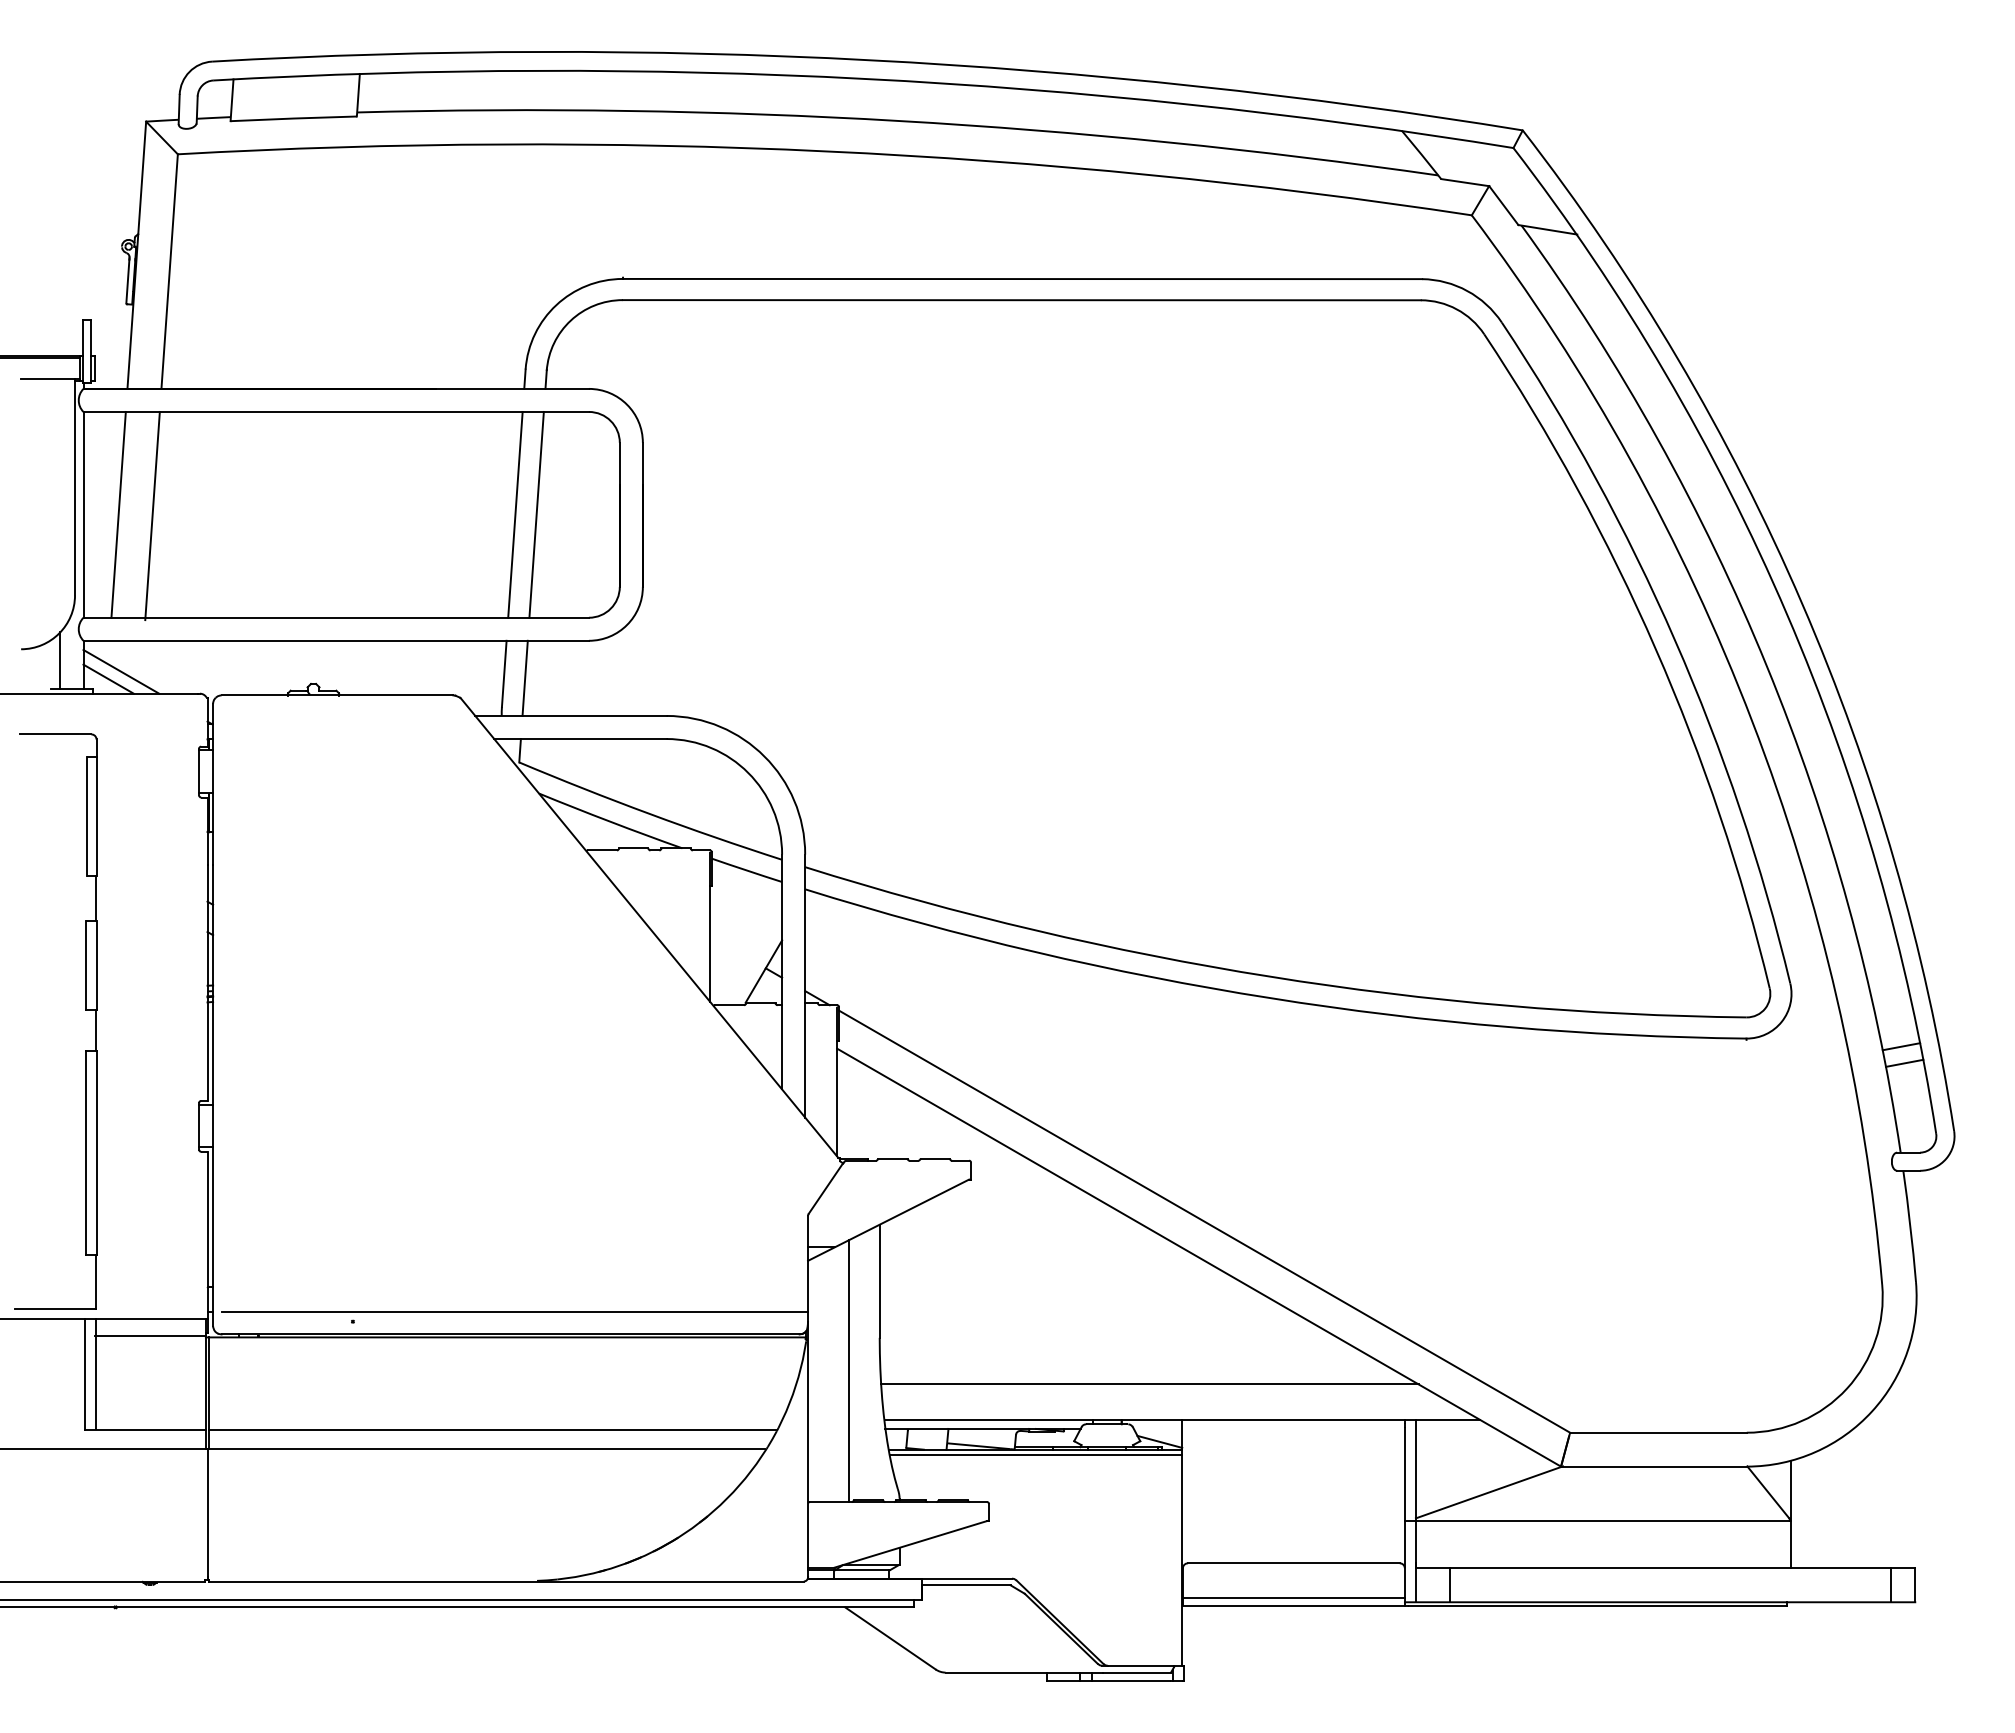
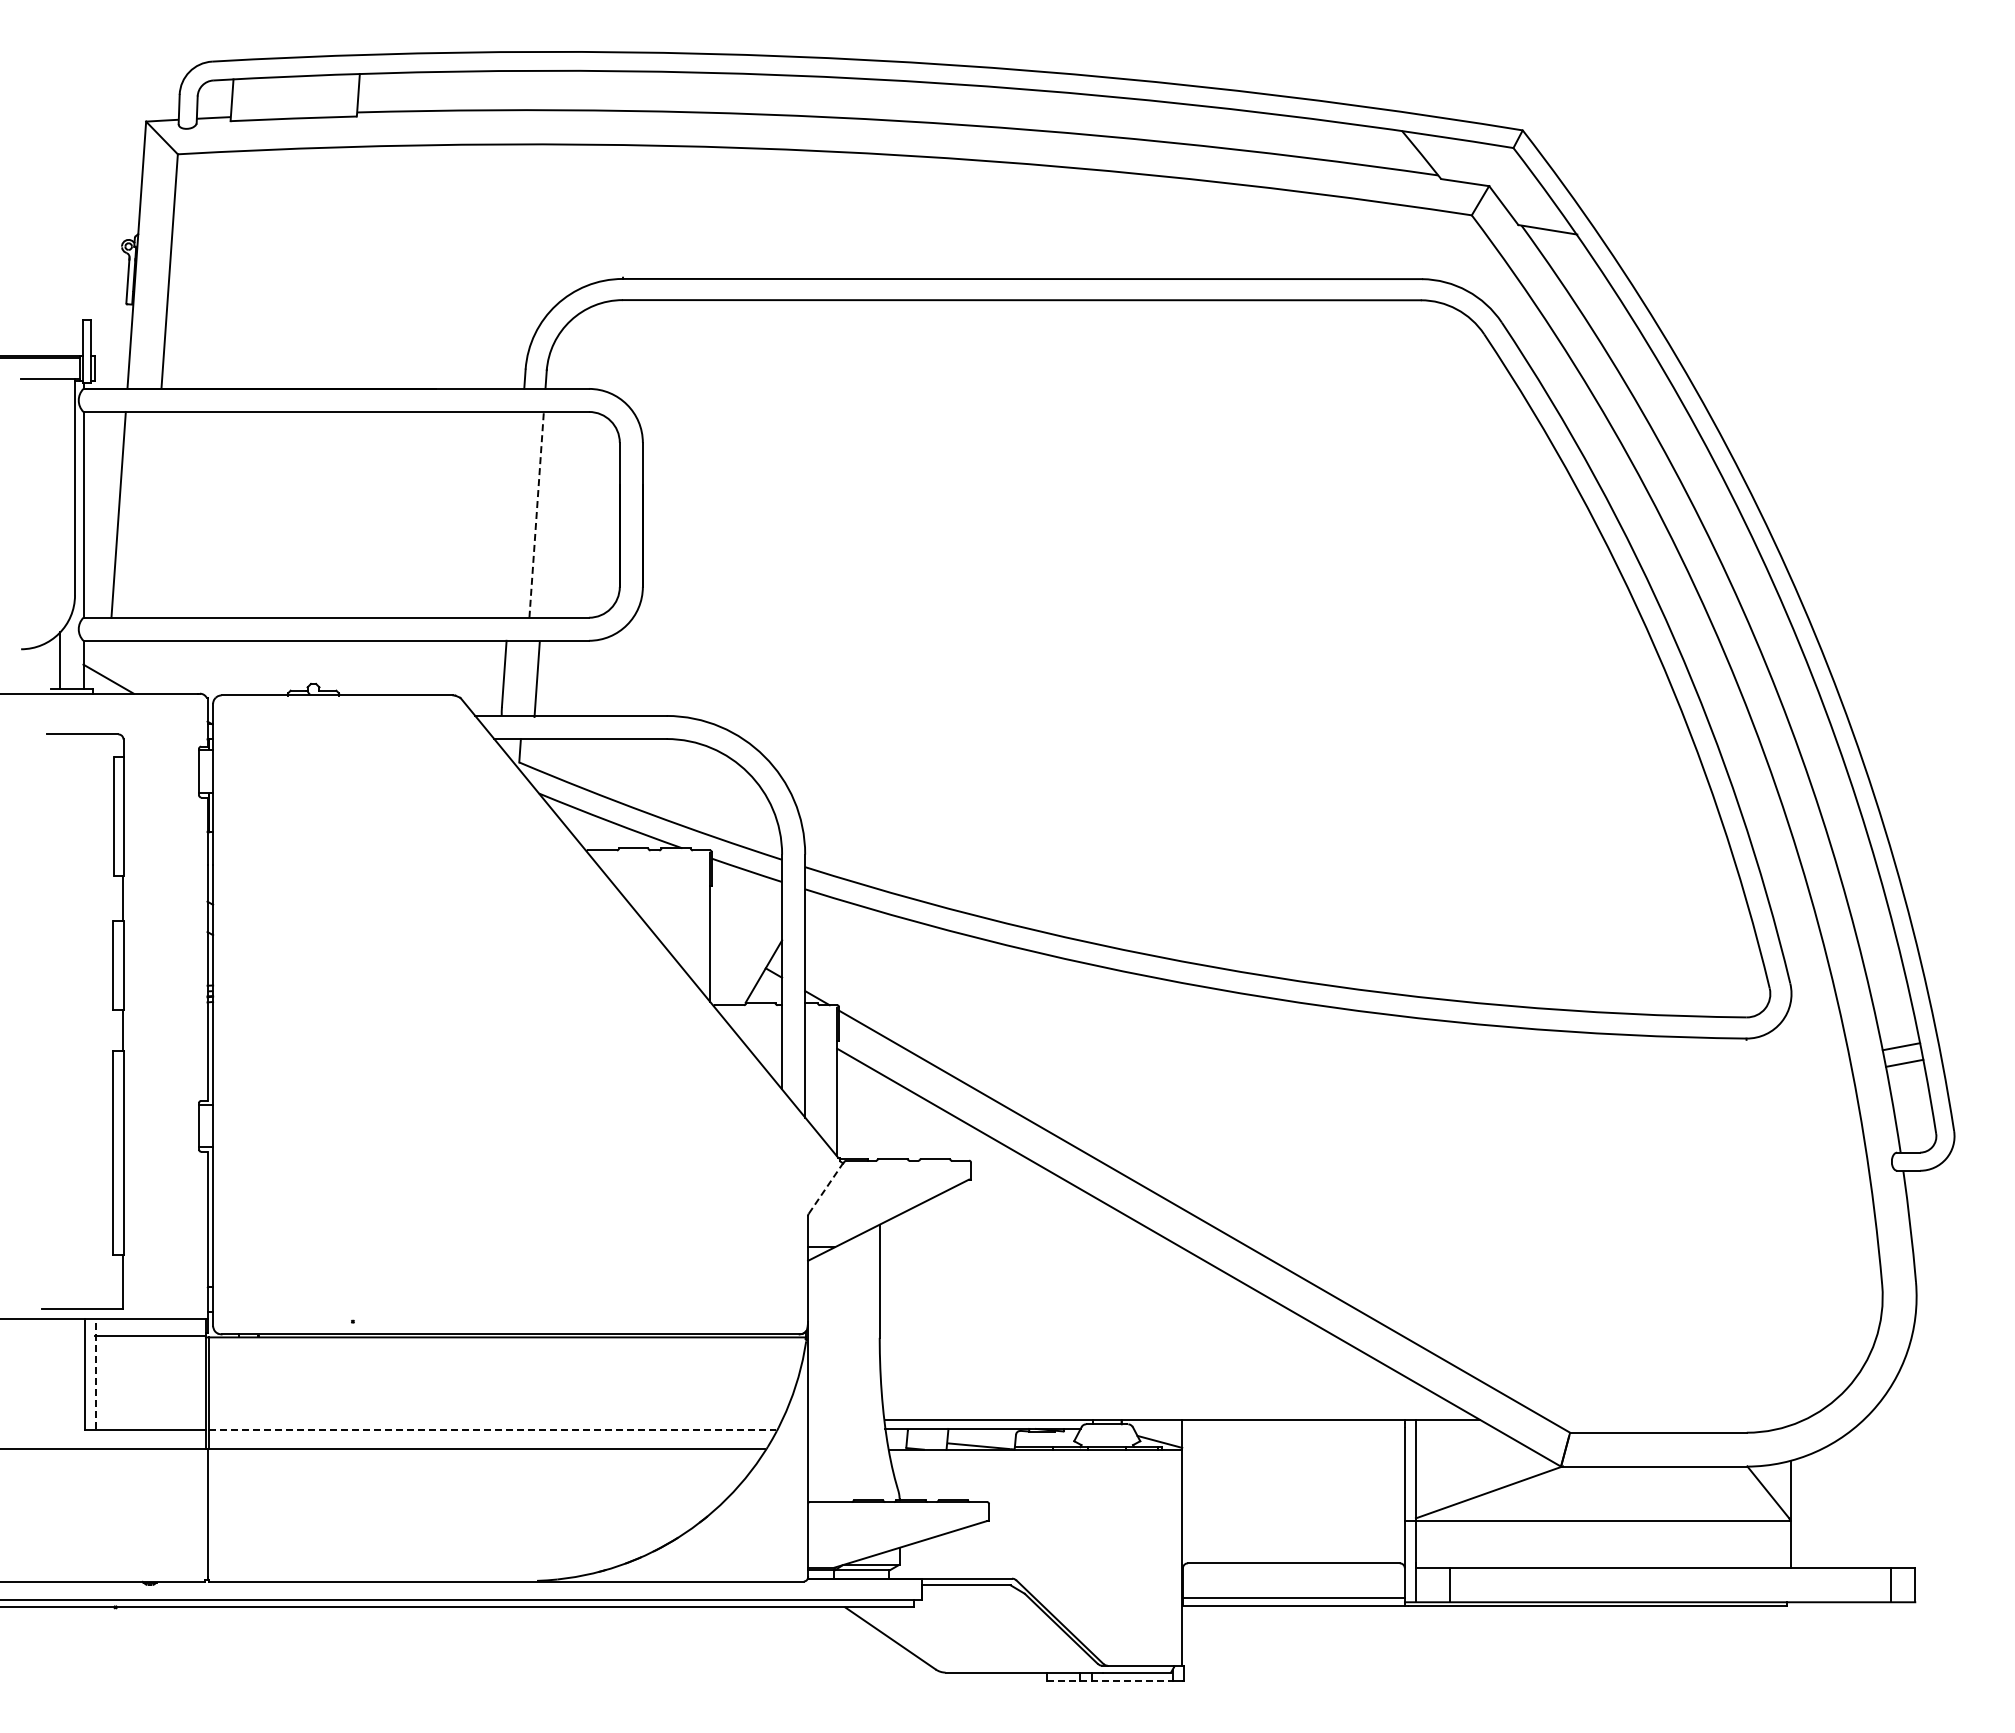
line: present -> none (515, 514)
line: solid -> dashed (536, 514)
line: present -> none (152, 515)
line: present -> none (121, 671)
line position: (524, 677) -> (536, 678) (536, 678)
part position: (85, 1010) -> (112, 1010) (112, 1010)
line: solid -> dashed (826, 1188)
line: present -> none (514, 1311)
line: present -> none (848, 1371)
line: solid -> dashed (95, 1373)
line: present -> none (1149, 1384)
line: solid -> dashed (493, 1429)
line: present -> none (1035, 1454)
line: solid -> dashed (1108, 1681)
